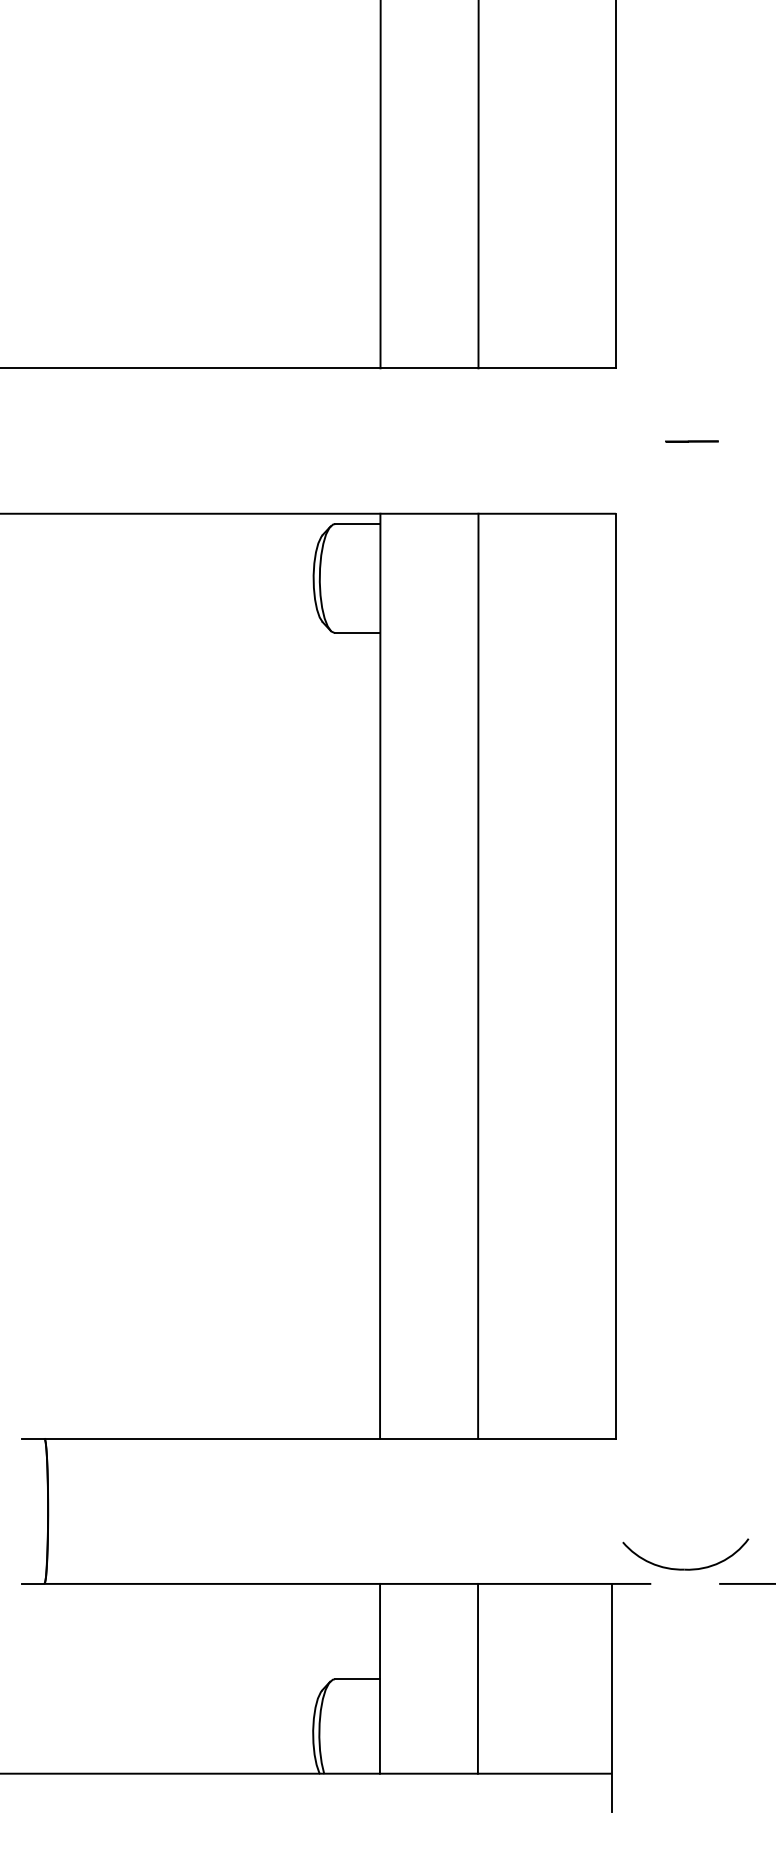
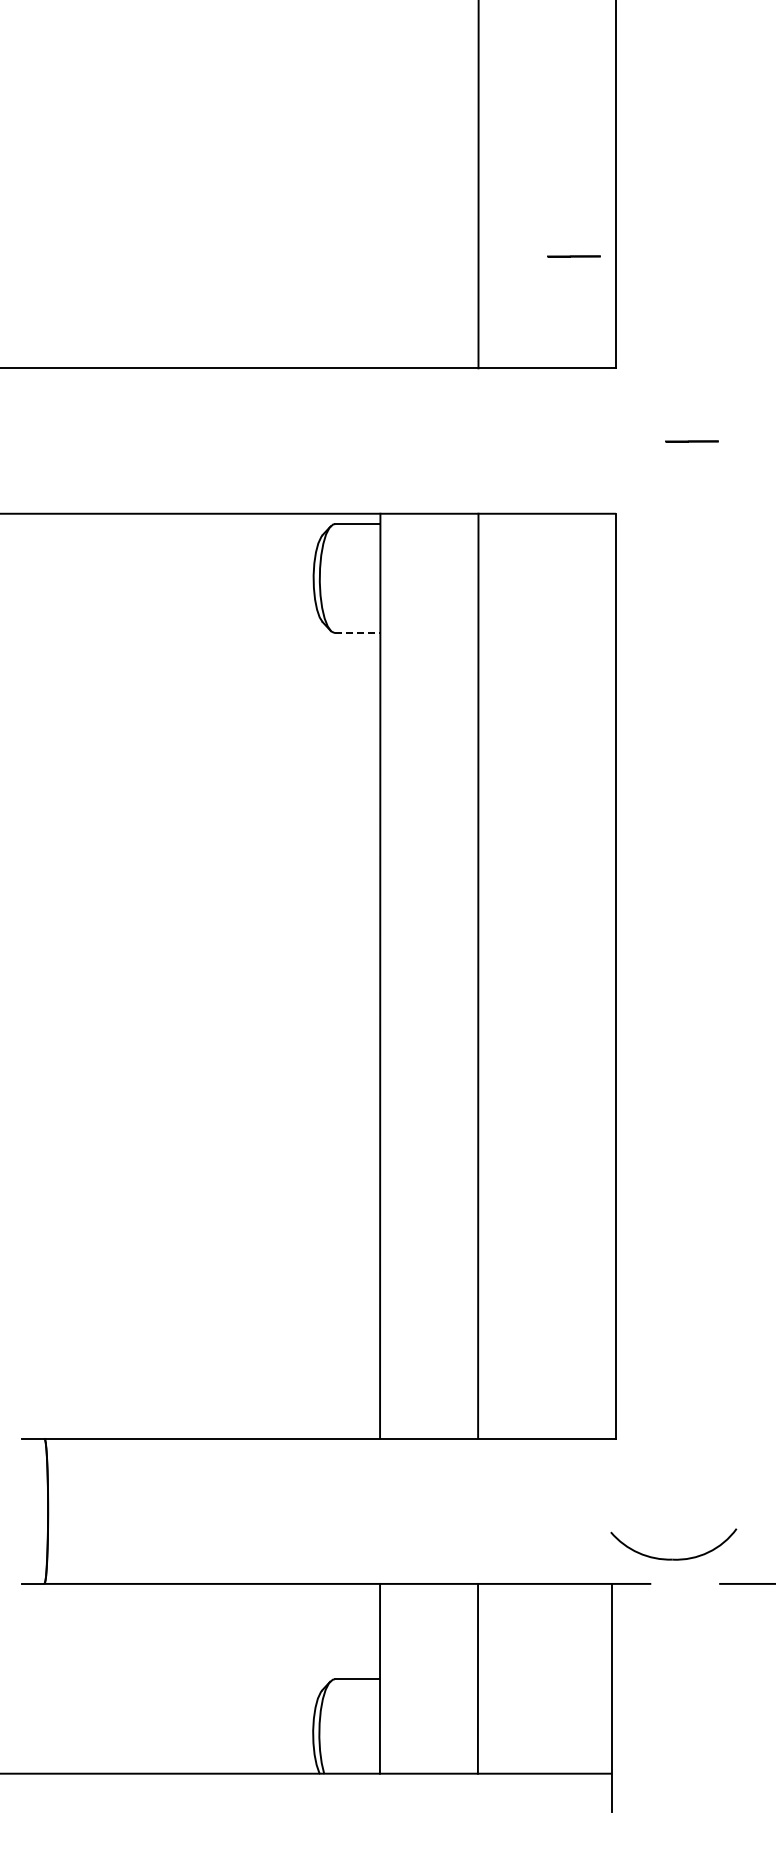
line: present -> none (380, 185)
line: none -> present (573, 256)
line: solid -> dashed (357, 633)
part position: (685, 1568) -> (673, 1558) (673, 1558)
